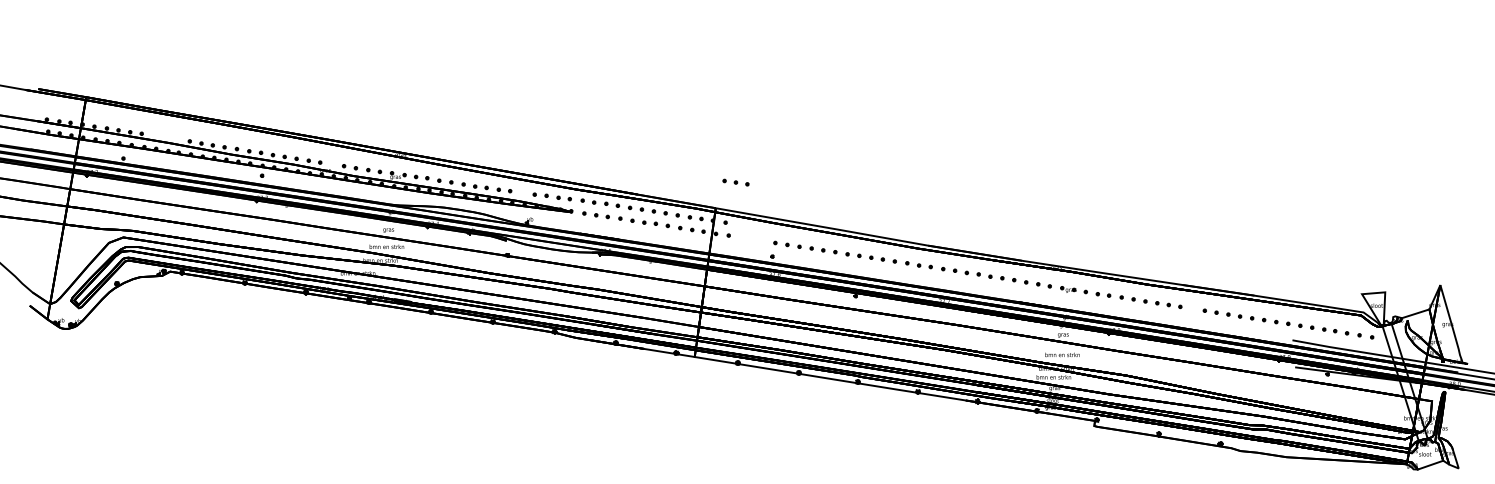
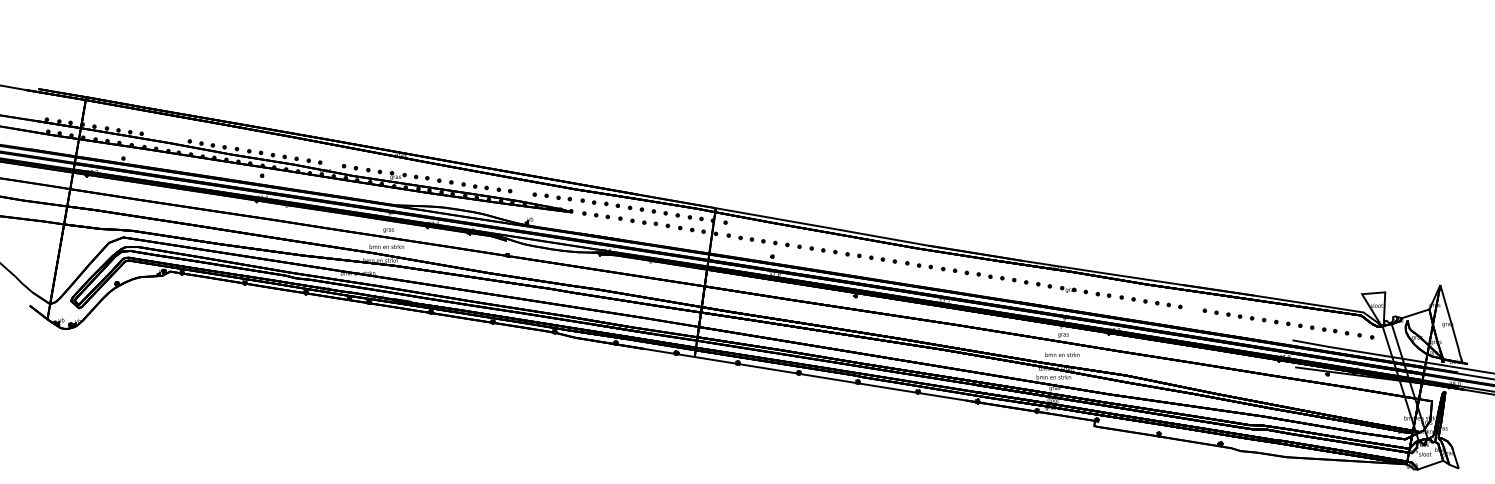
part position: (735, 182) -> (751, 239) (751, 239)
